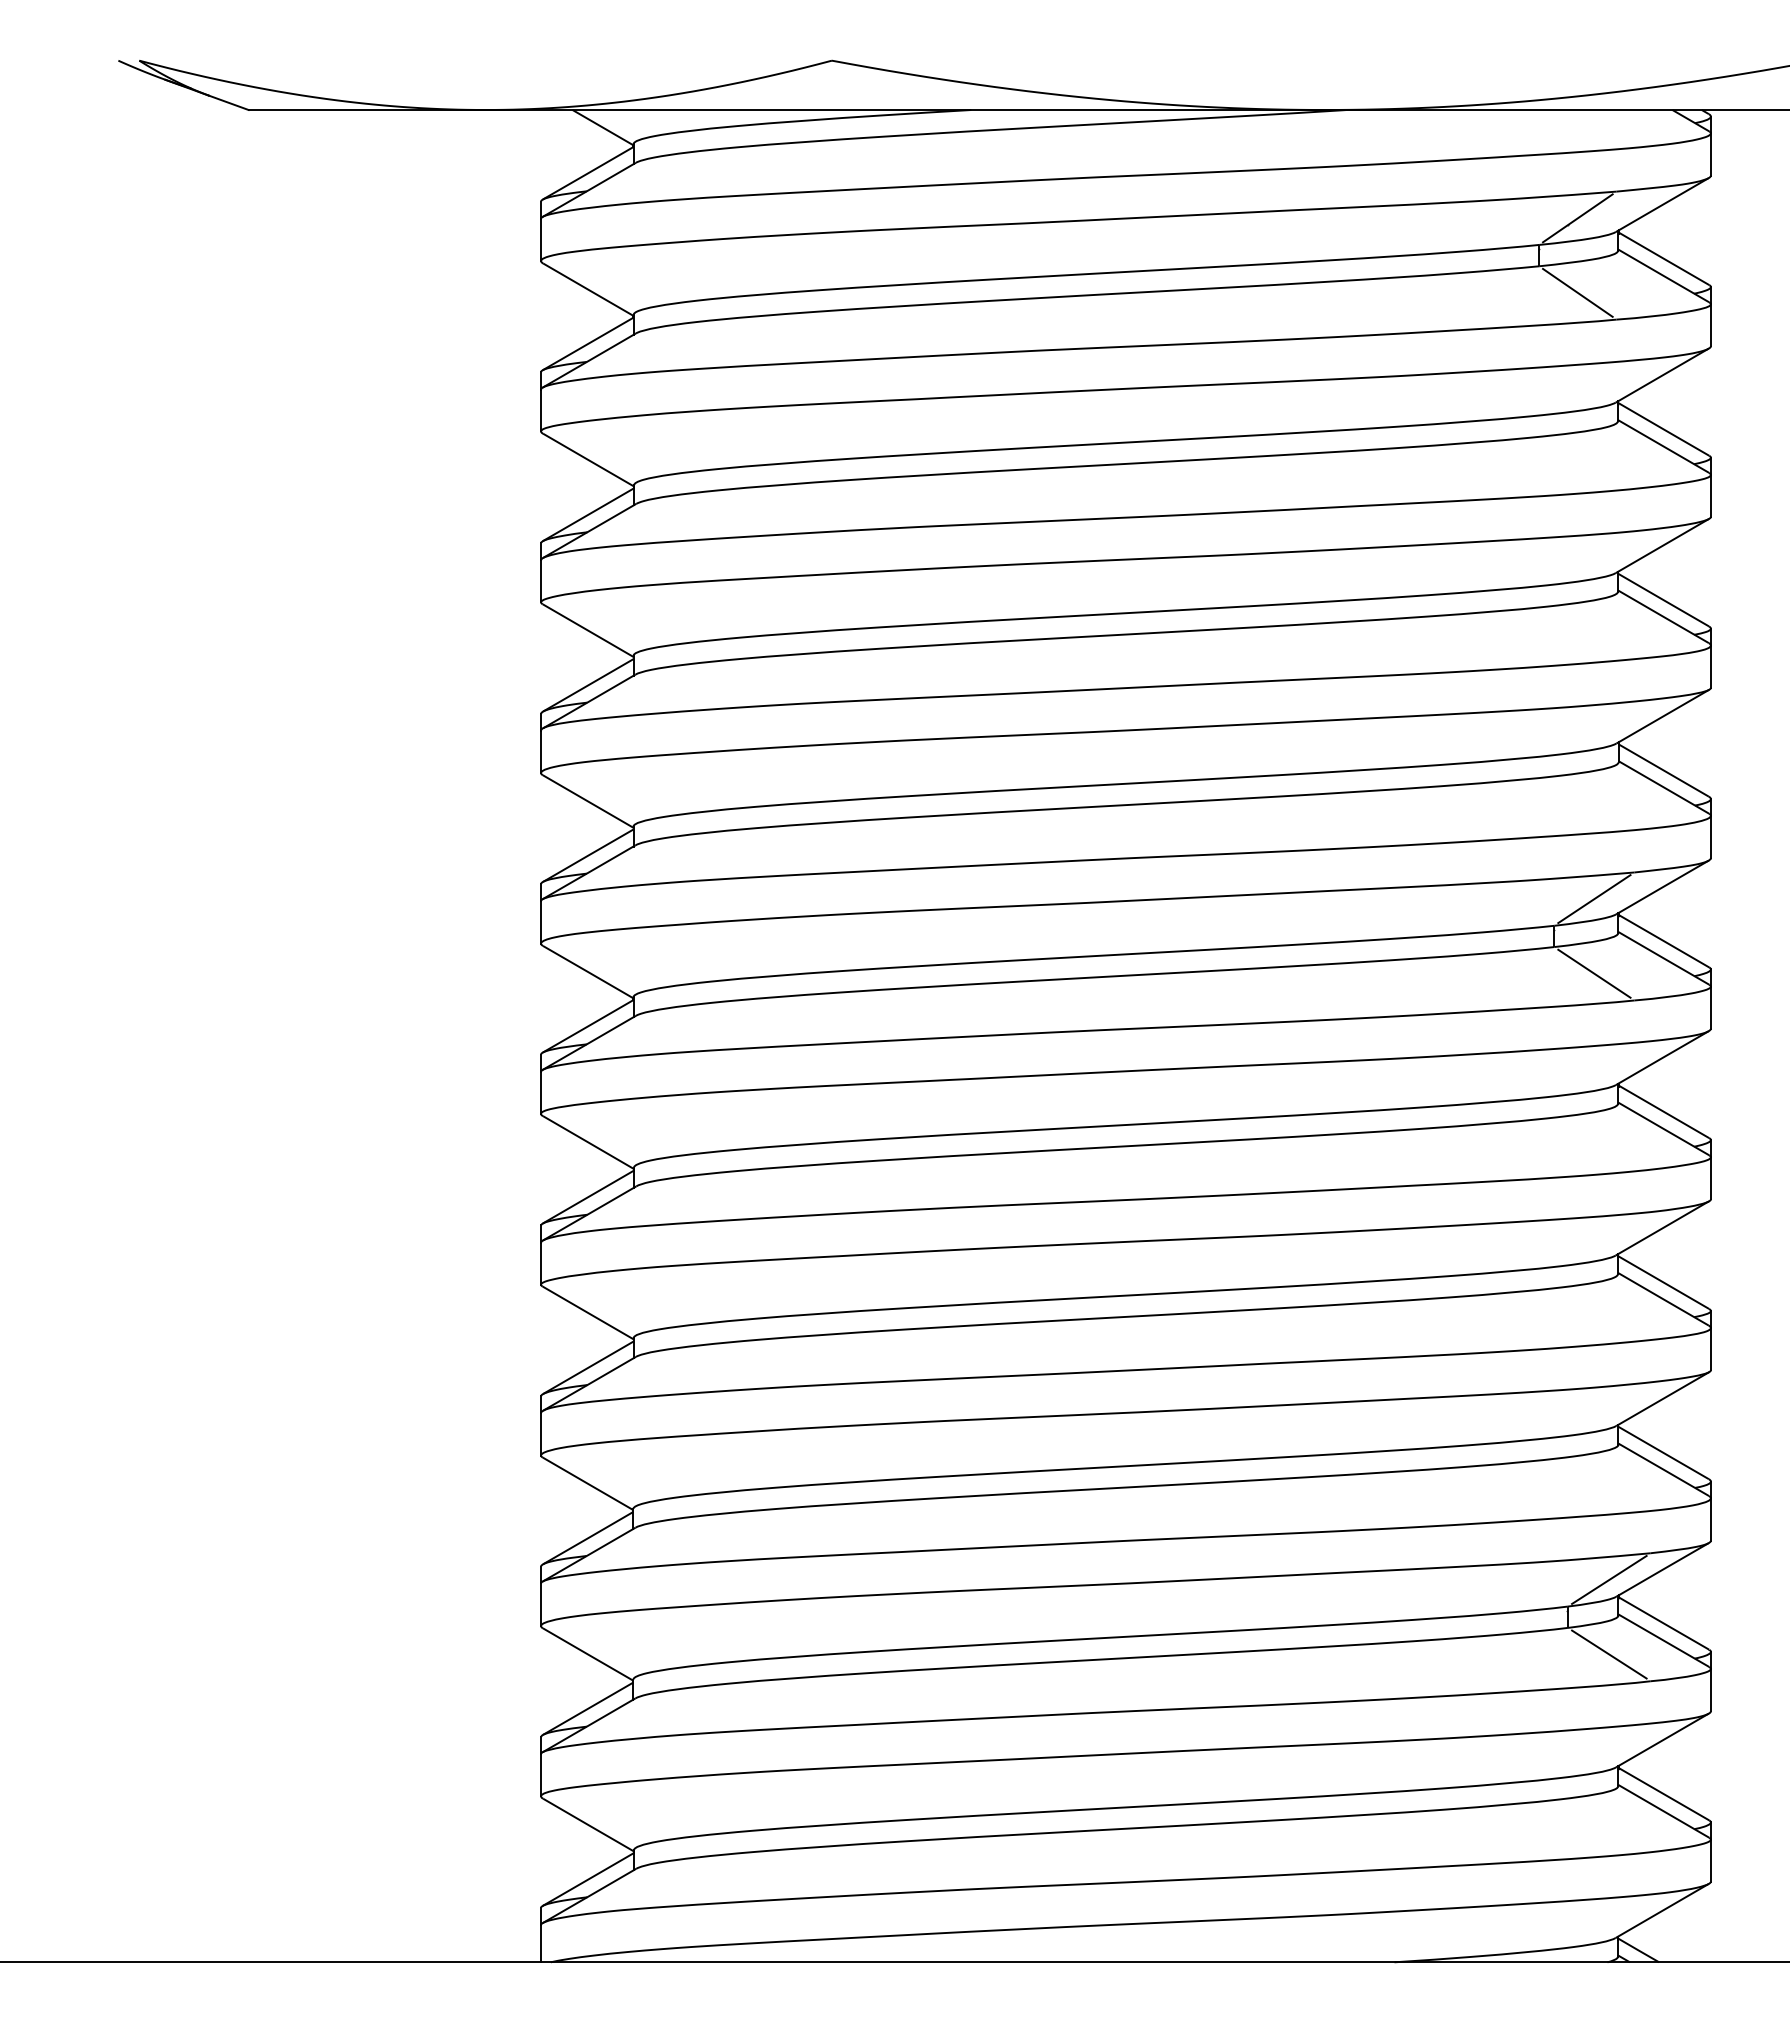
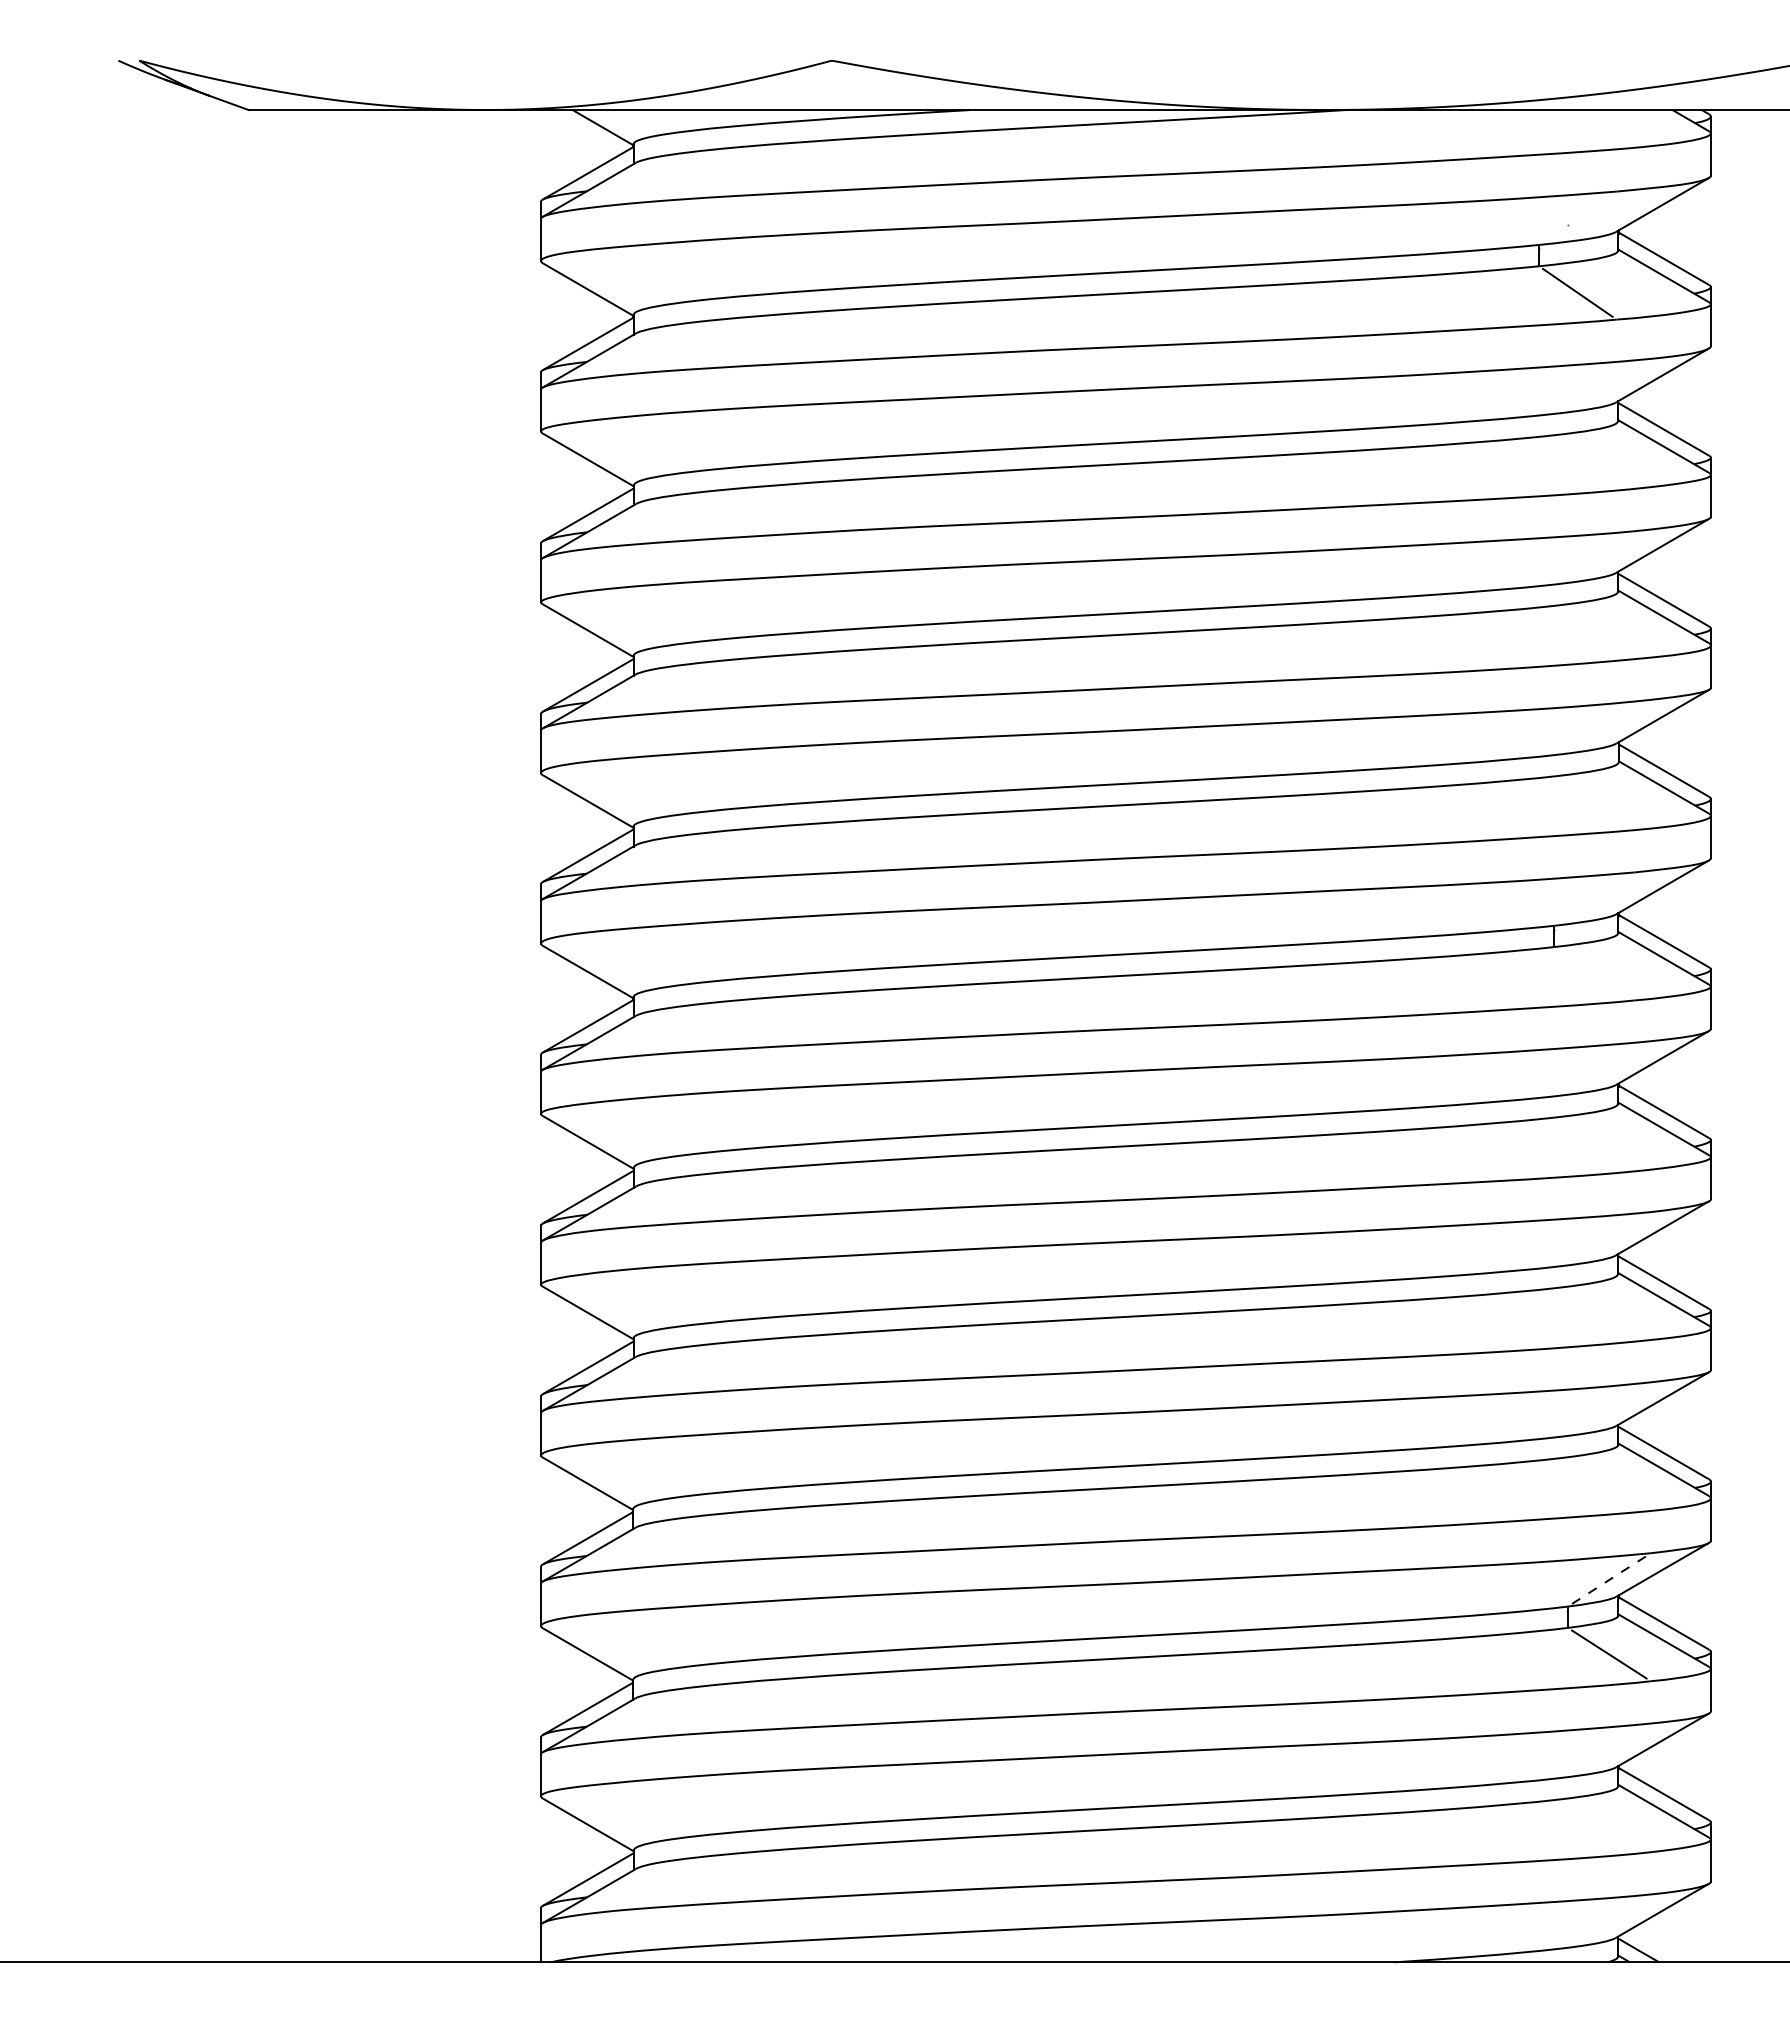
line: present -> none (1577, 218)
line: present -> none (1594, 899)
line: present -> none (1594, 973)
line: solid -> dashed (1609, 1579)
